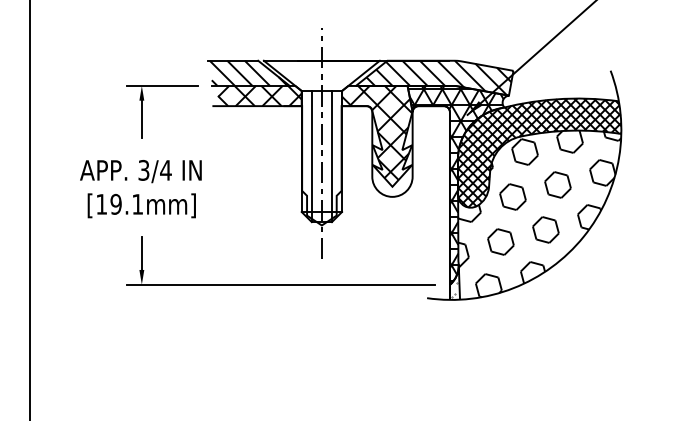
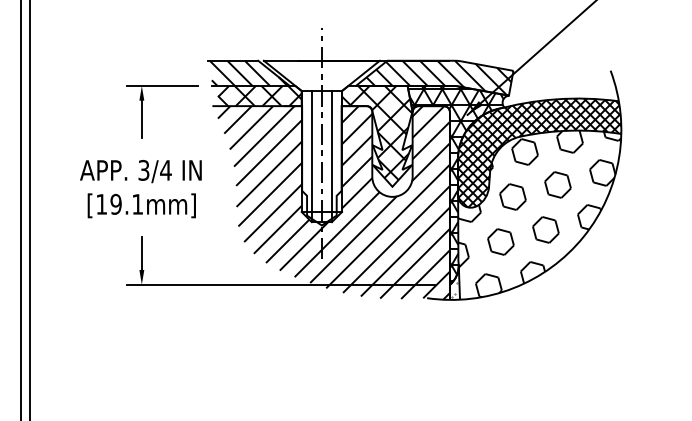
hatch: none -> present (333, 202)
line: none -> present (20, 209)
